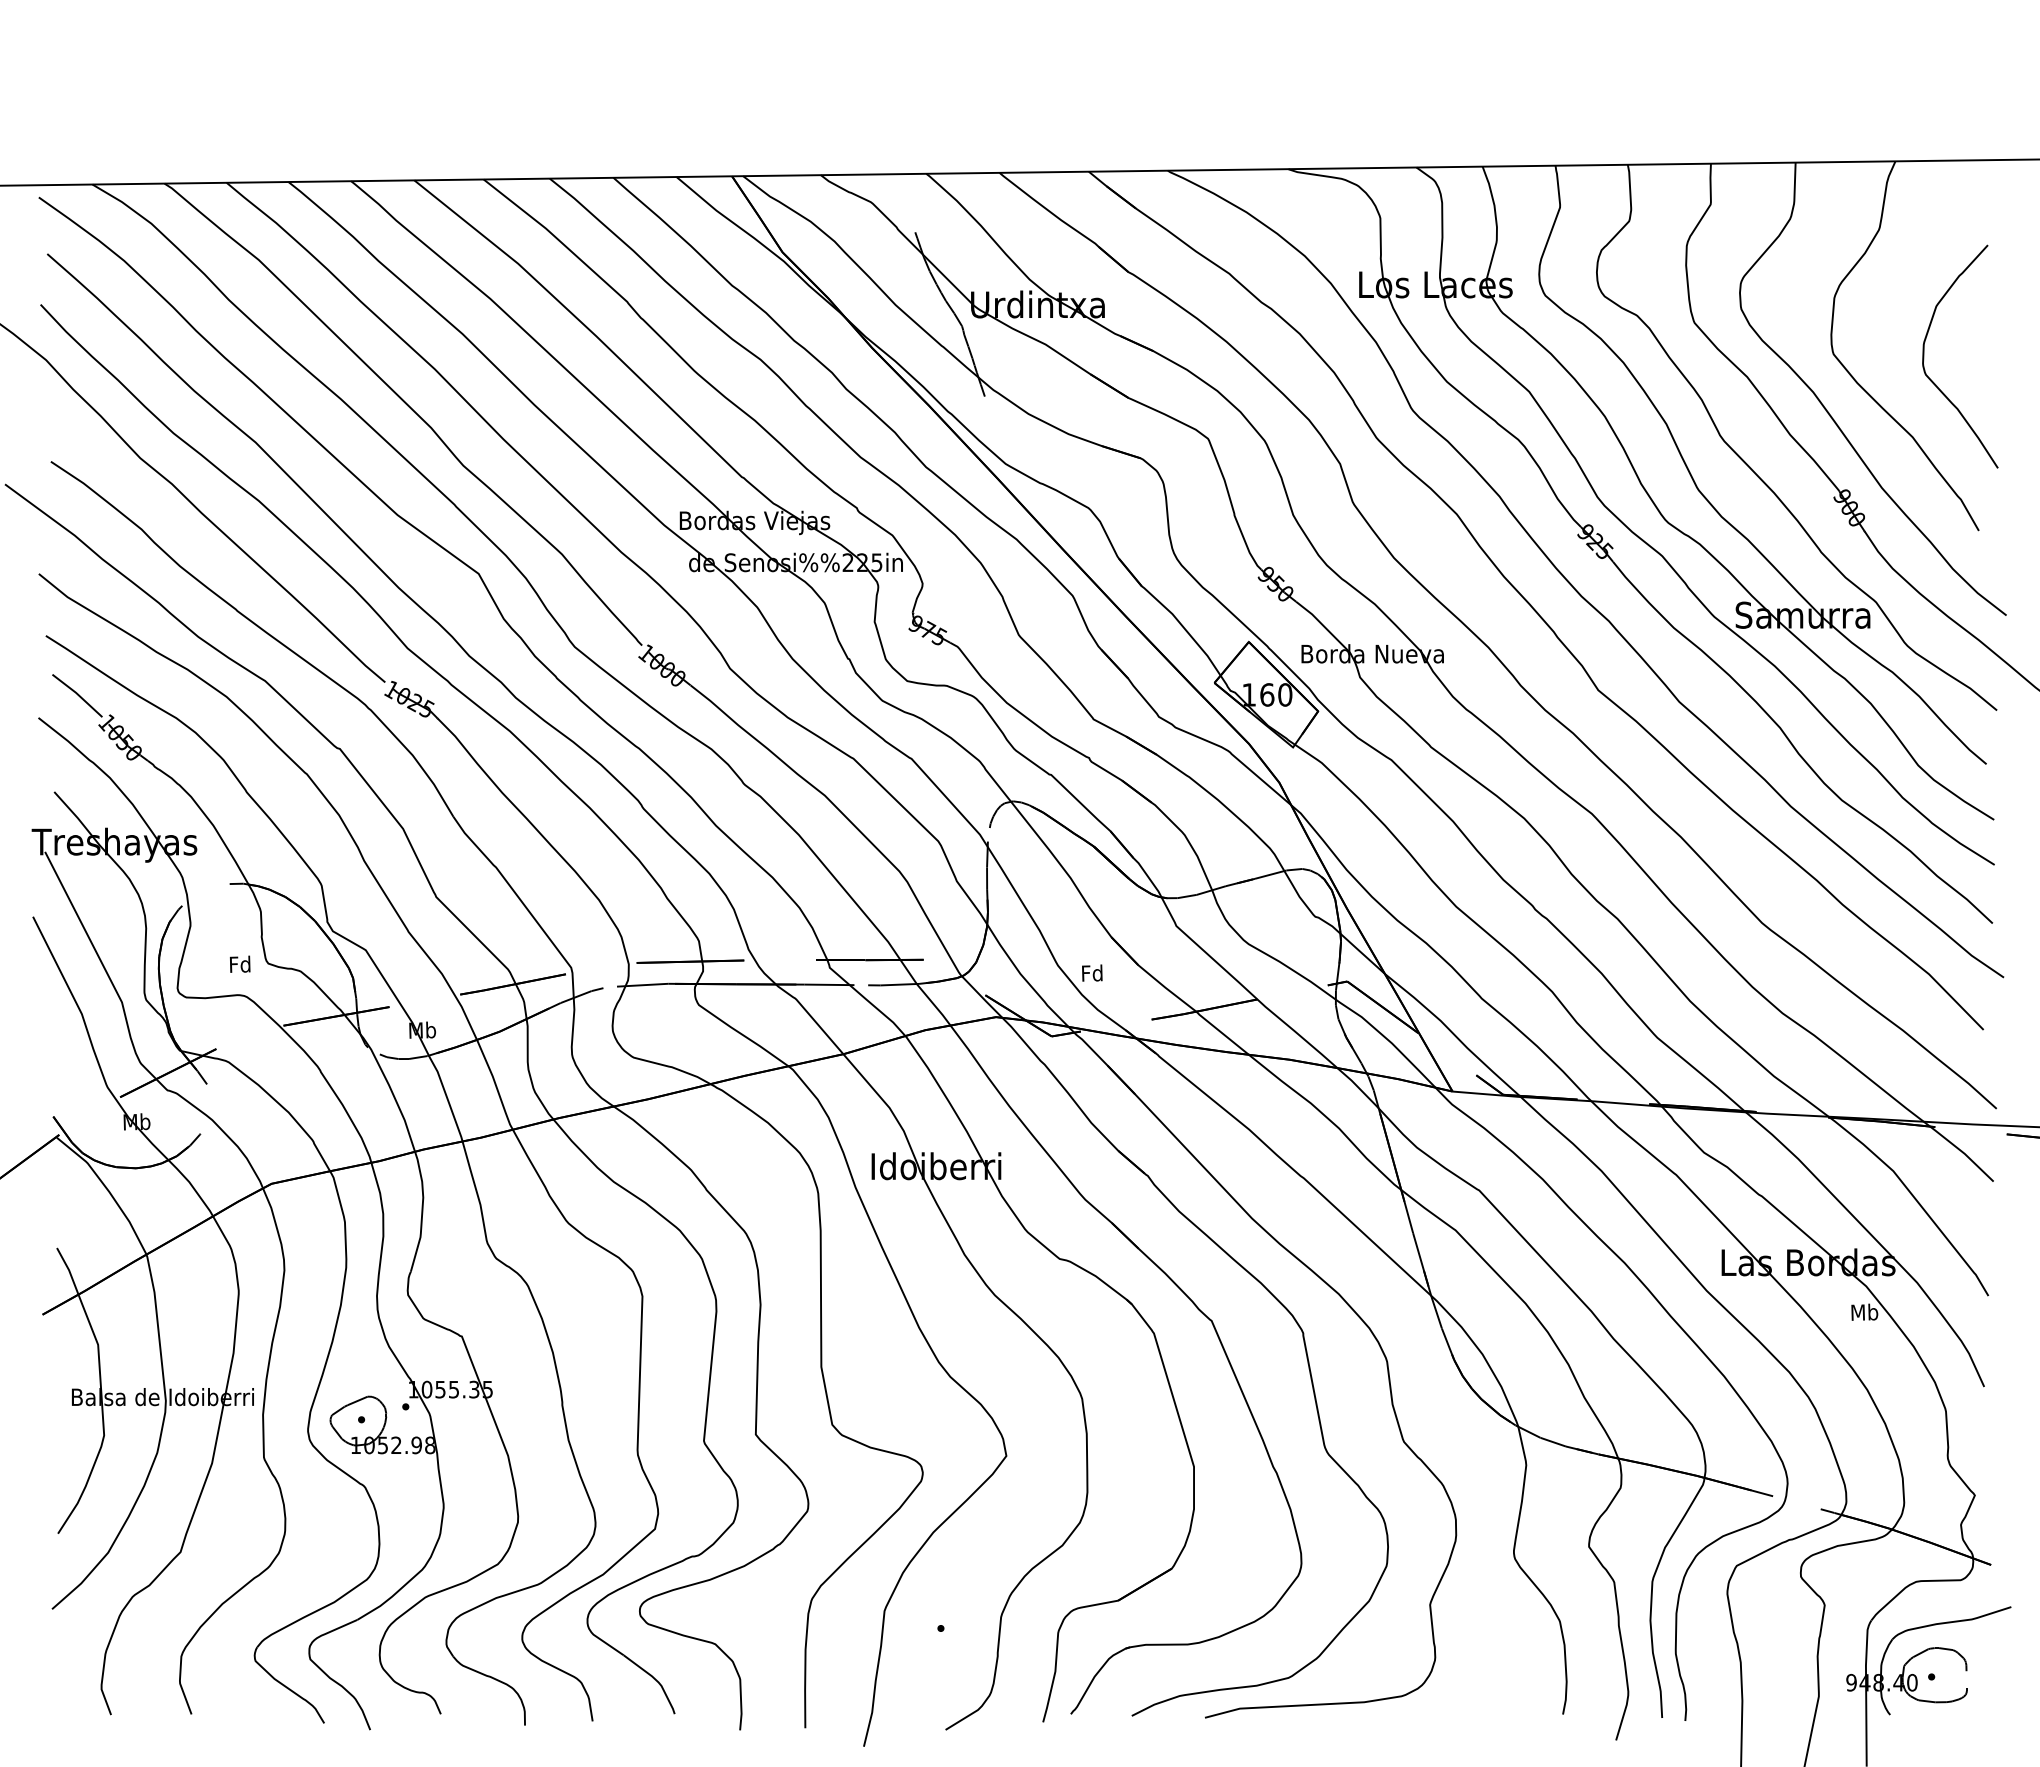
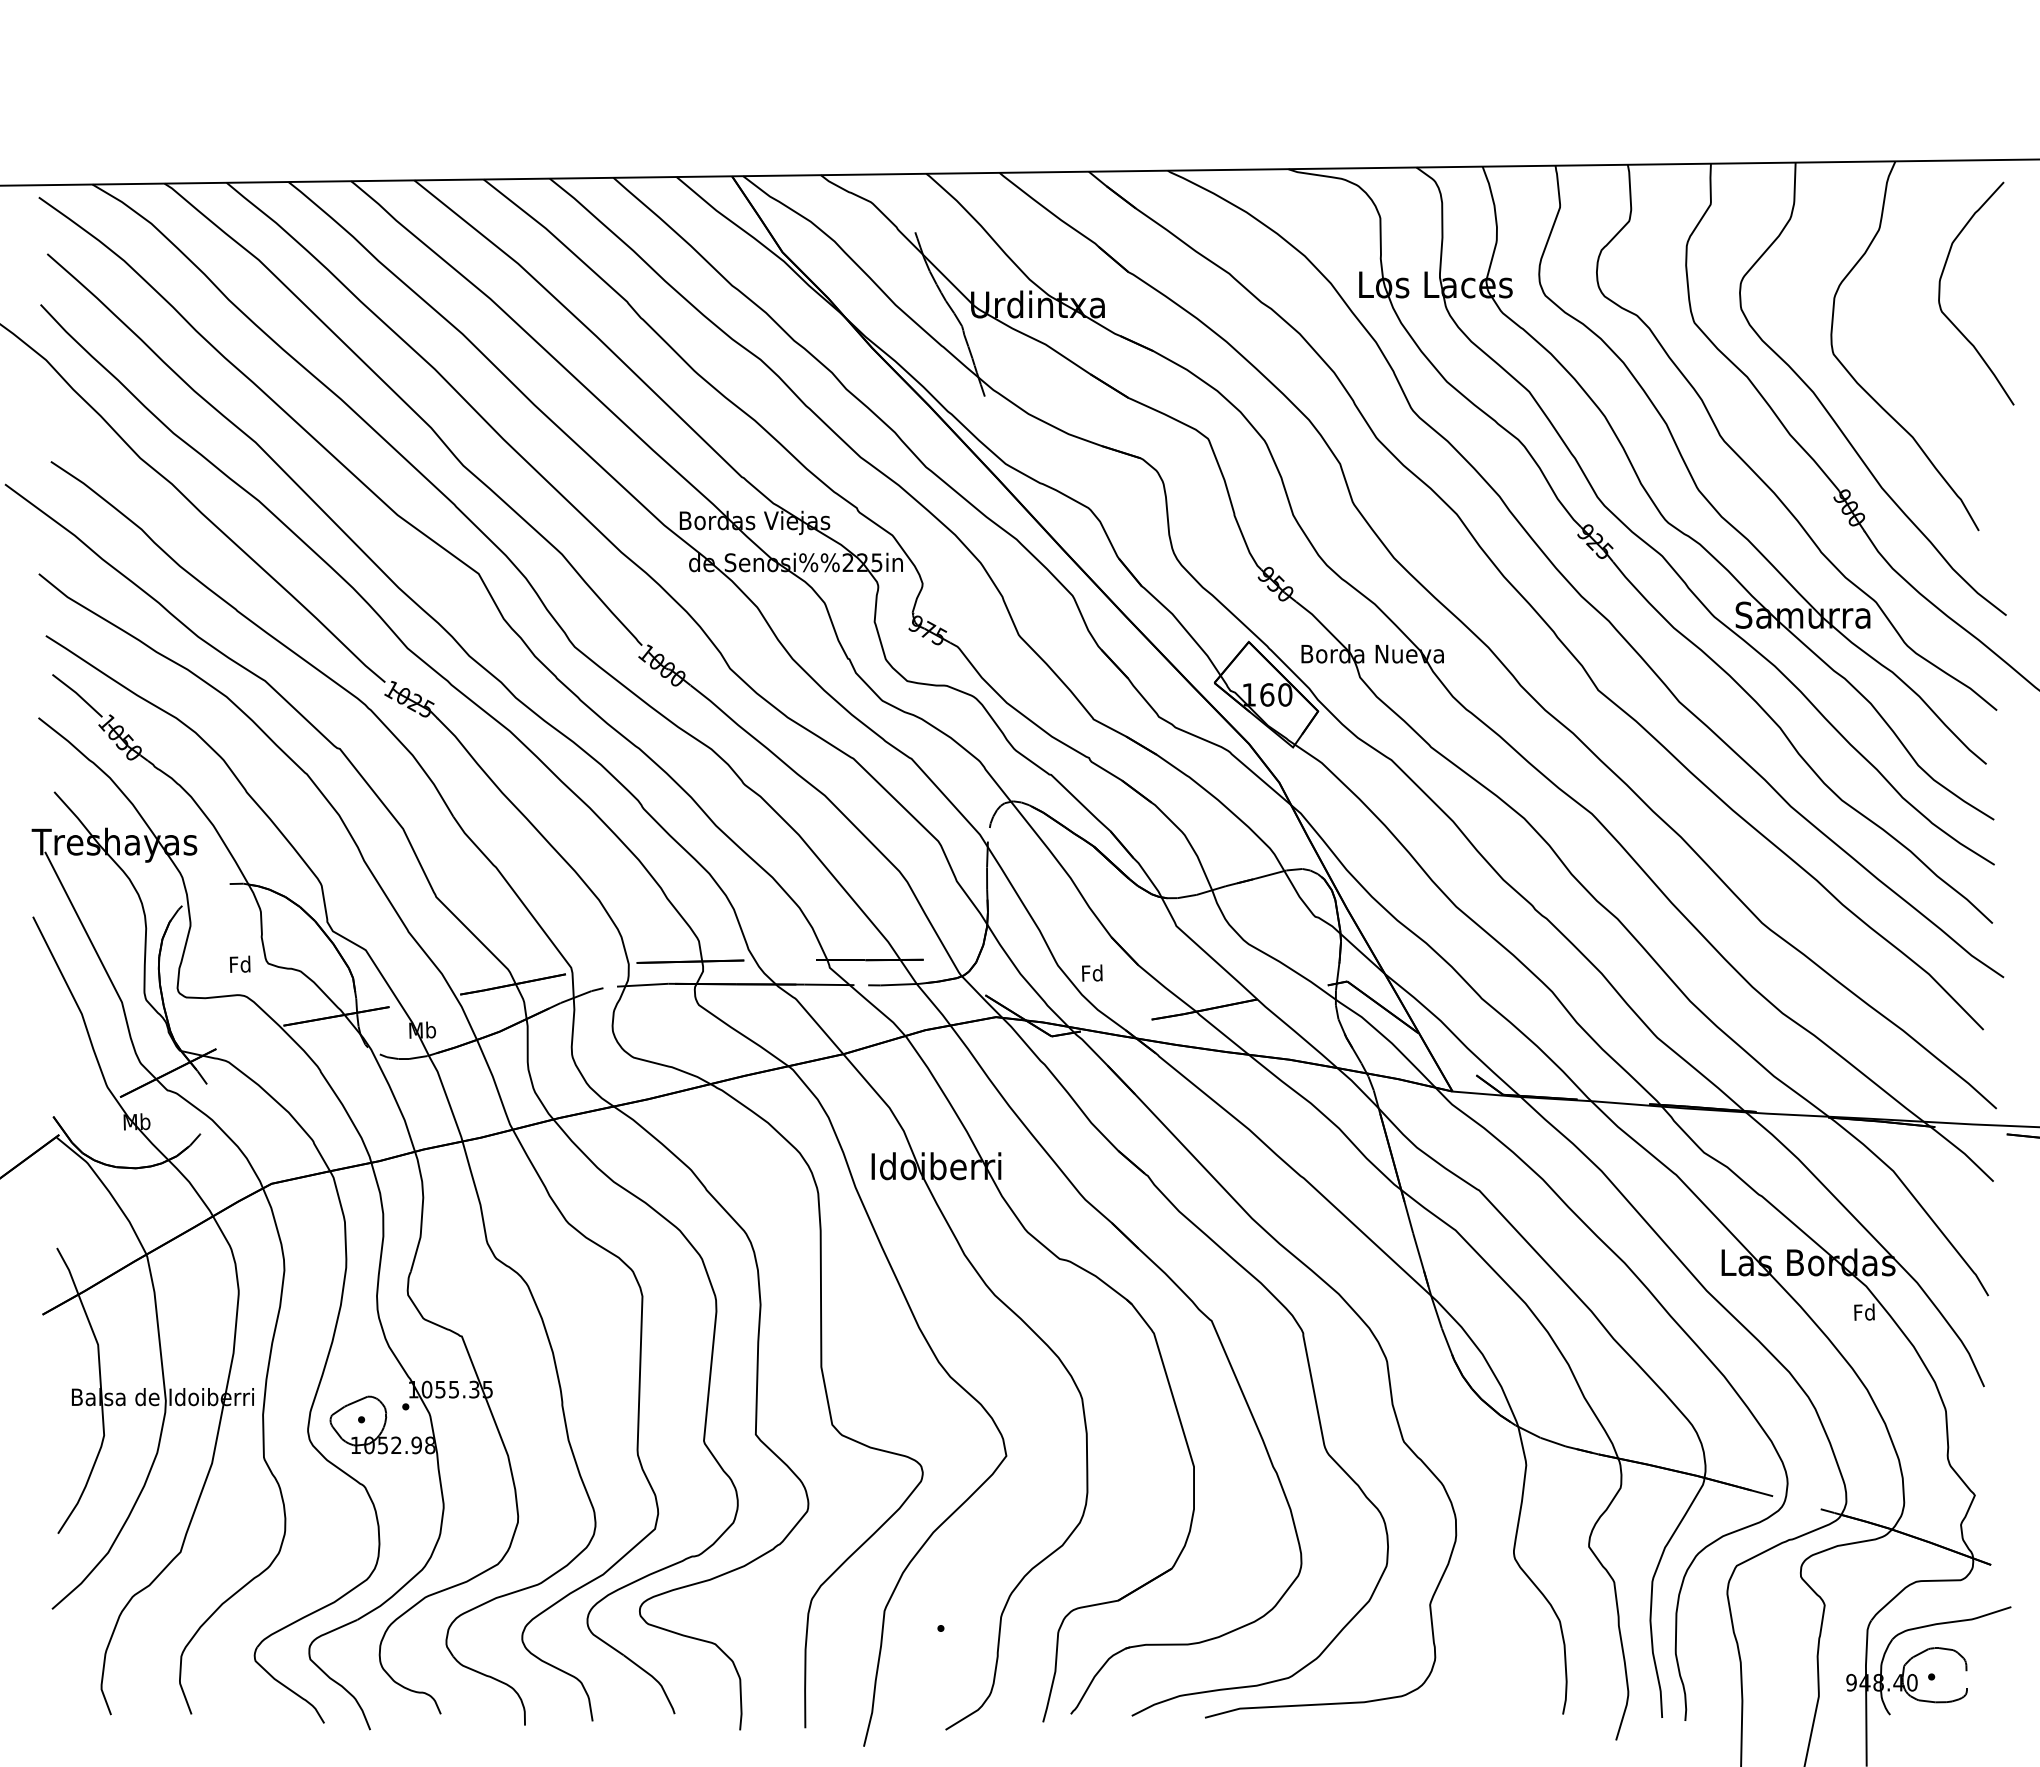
curve position: (1924, 356) -> (1940, 293) (1940, 293)
text: Mb -> Fd (1864, 1311)
